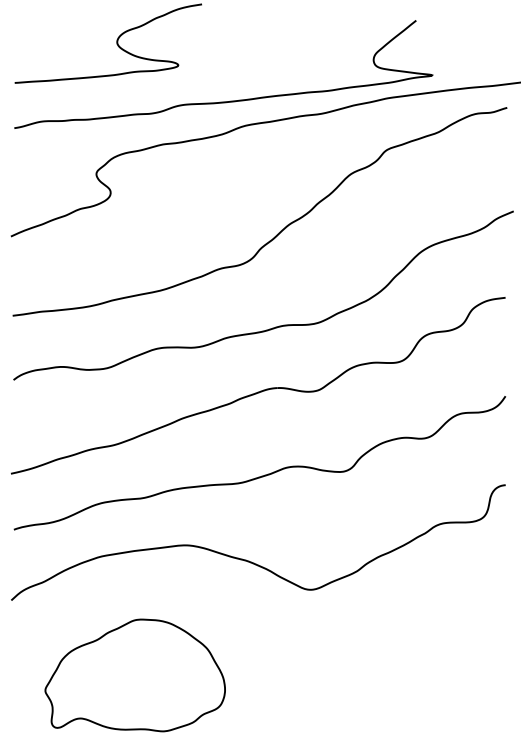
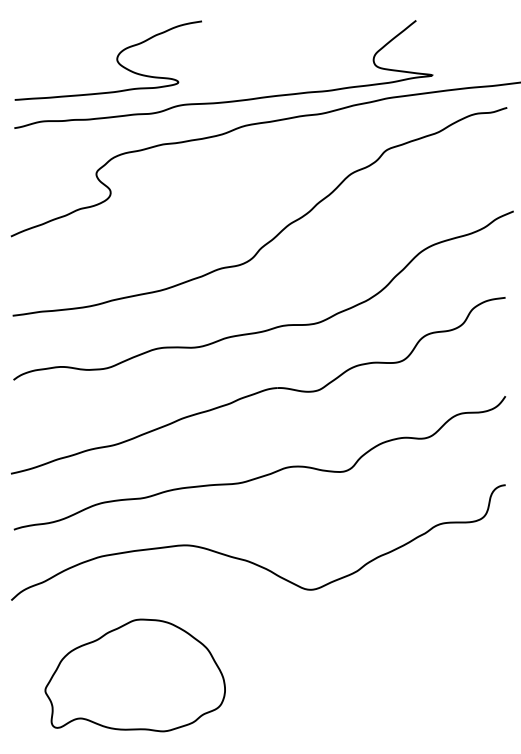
curve position: (116, 43) -> (116, 60) (116, 60)
